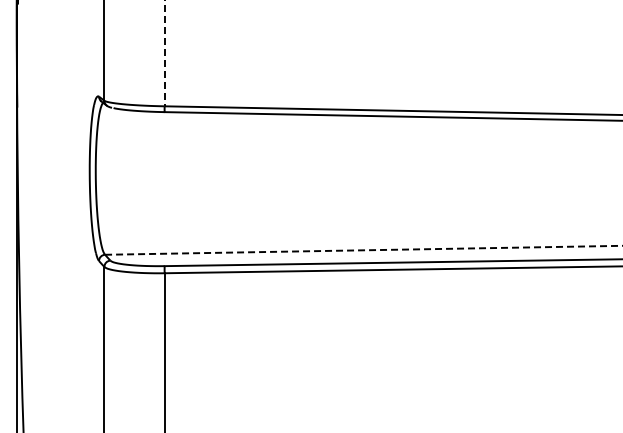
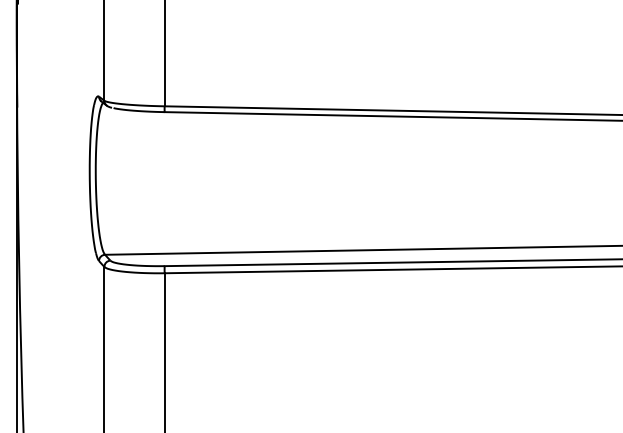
line: dashed -> solid (164, 53)
line: dashed -> solid (363, 250)
